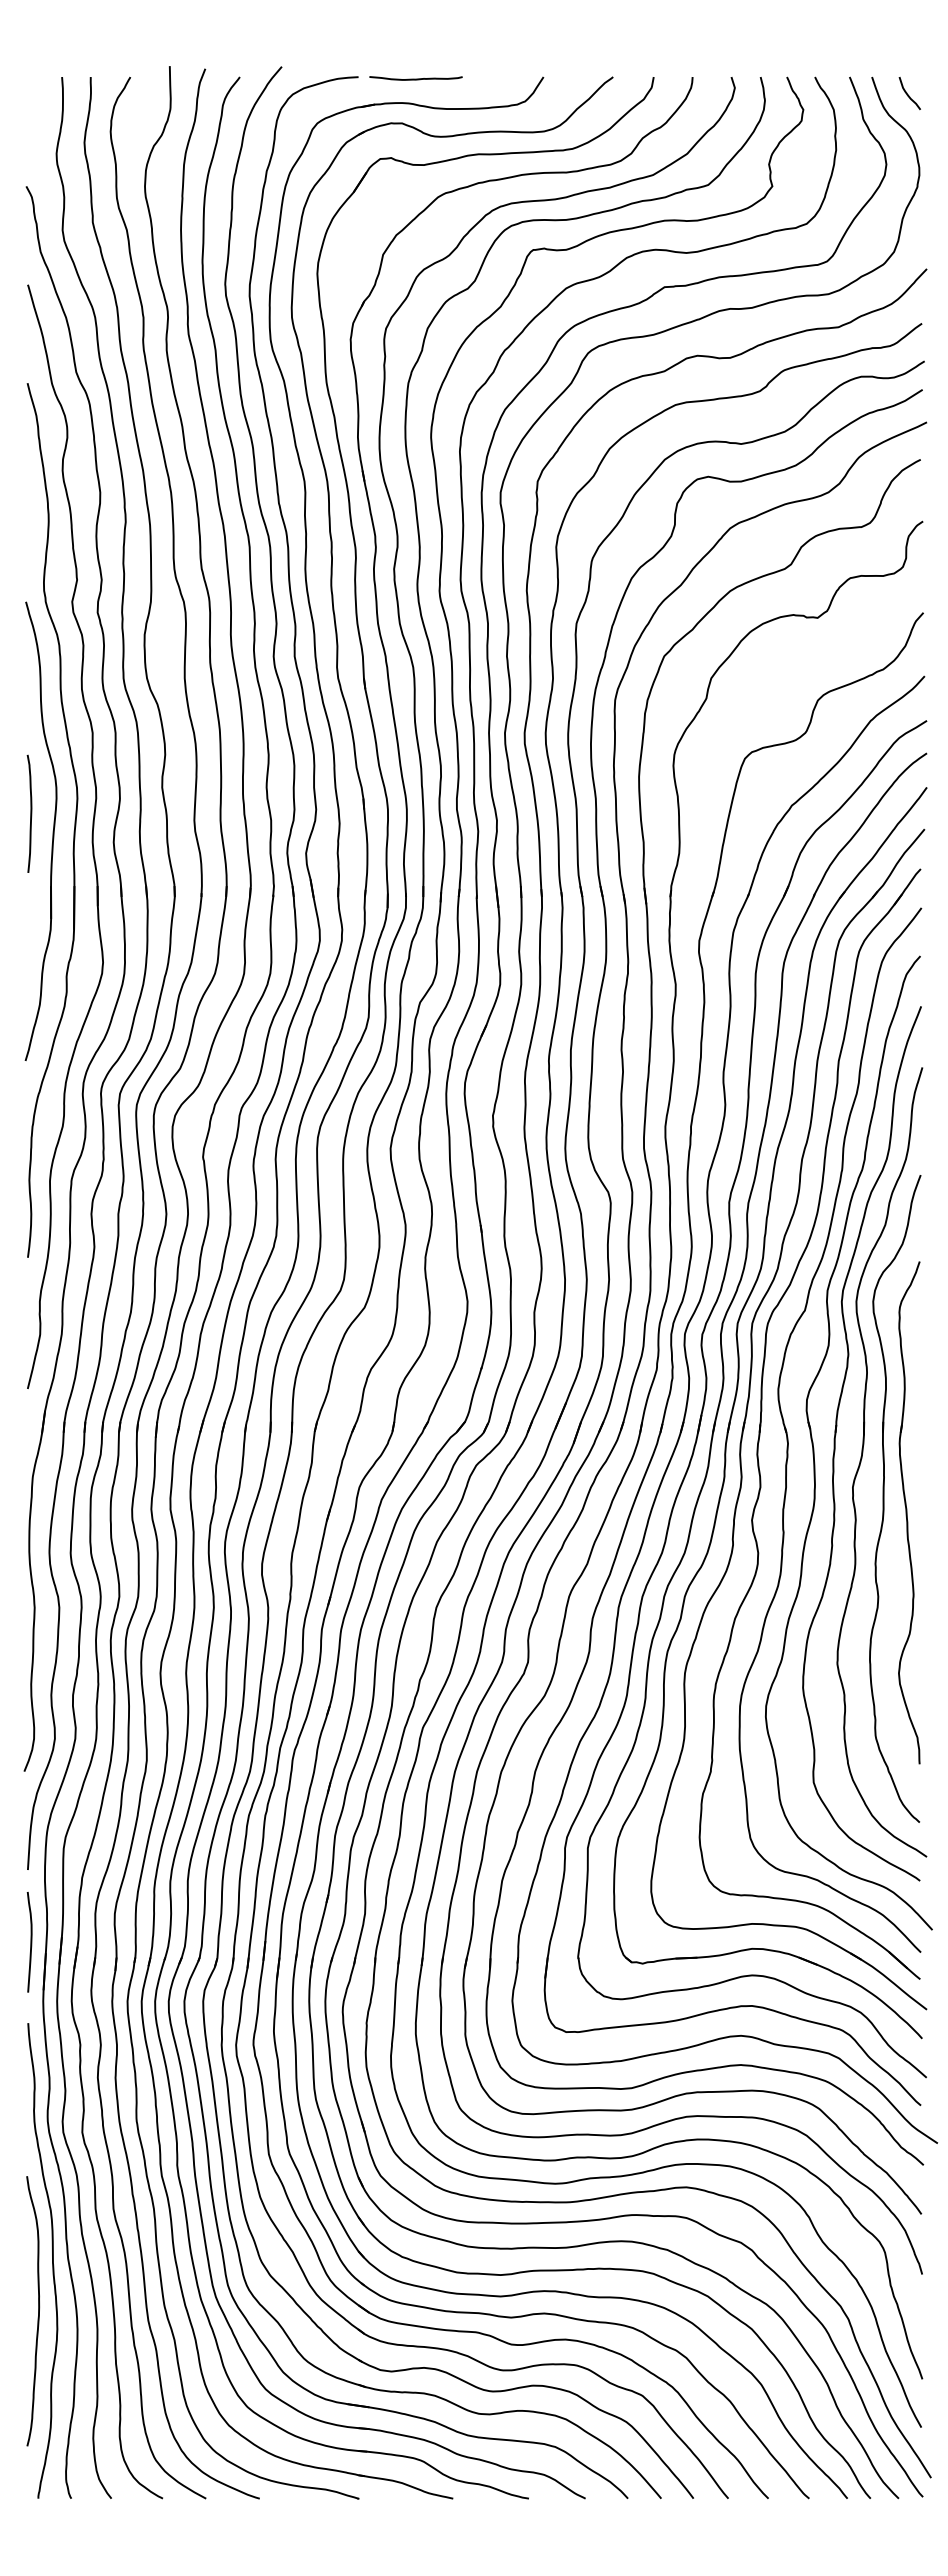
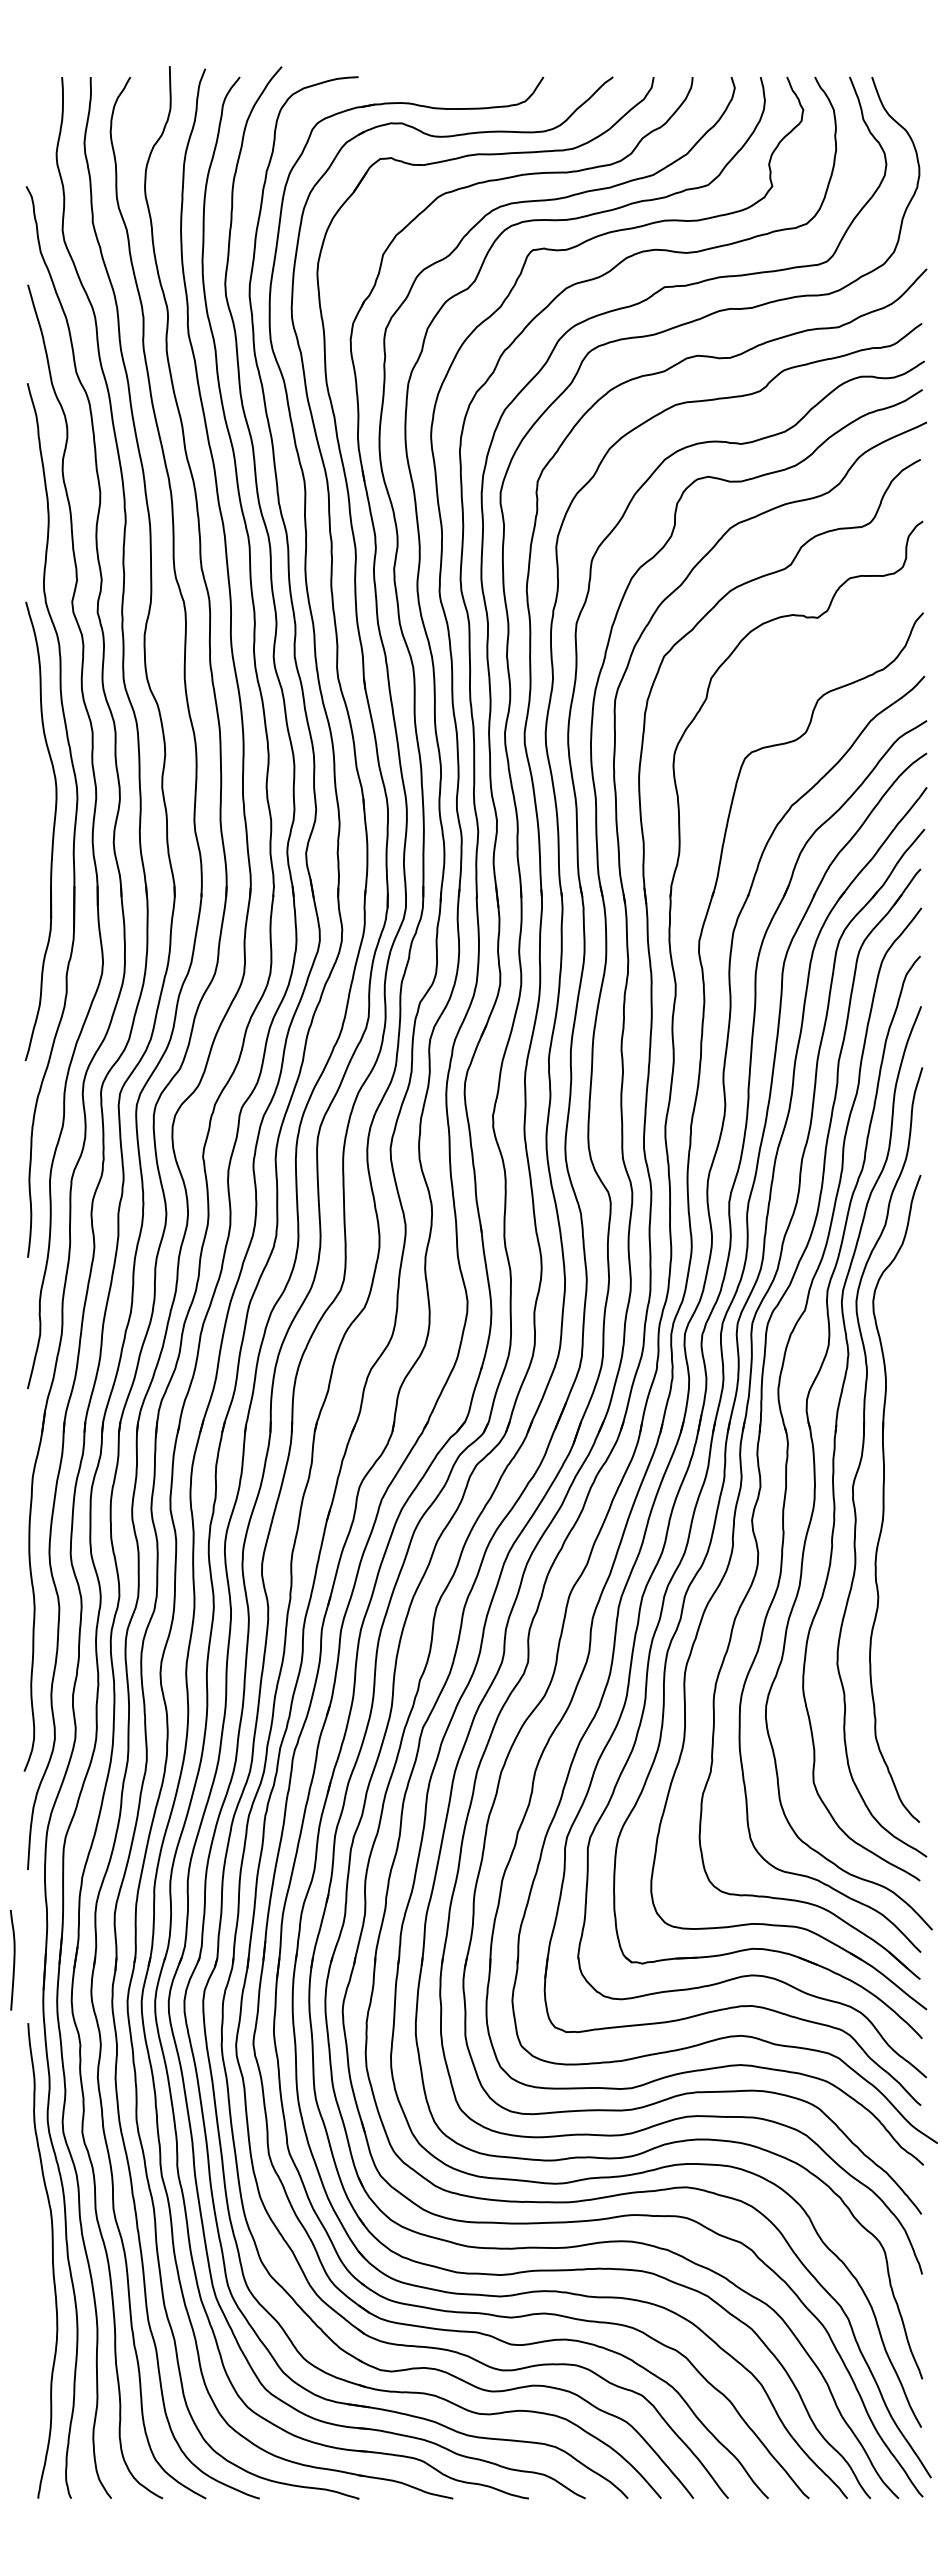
curve: present -> none (415, 78)
curve: present -> none (908, 94)
curve: present -> none (30, 813)
part: present -> none (909, 1512)
curve position: (30, 1942) -> (13, 1960) (13, 1960)
curve: present -> none (38, 2311)
